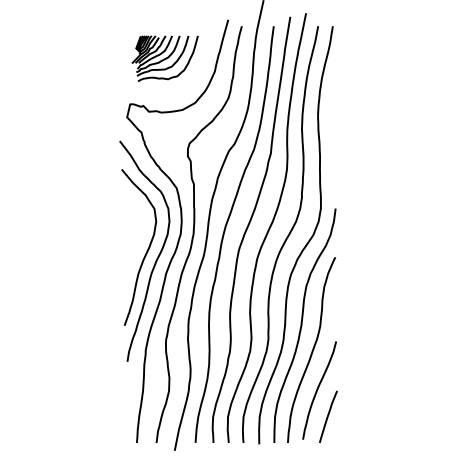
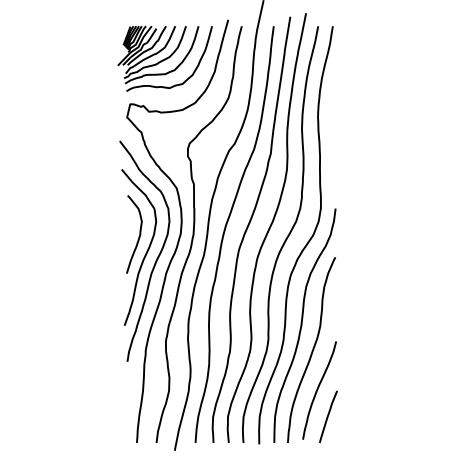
part size: 68x47 px -> 96x67 px (164, 58)
curve: none -> present (138, 236)
